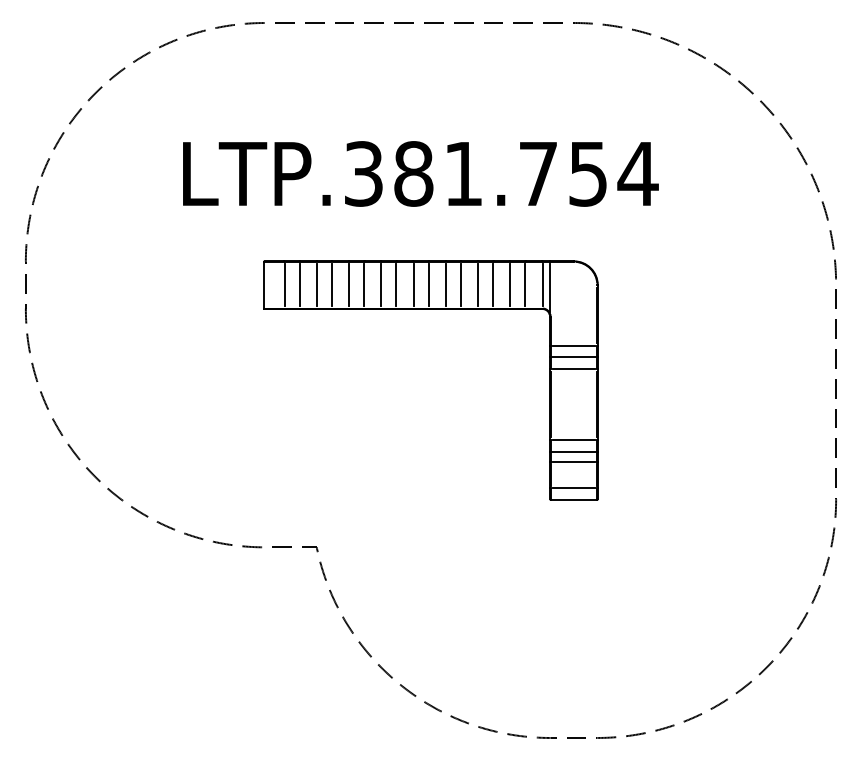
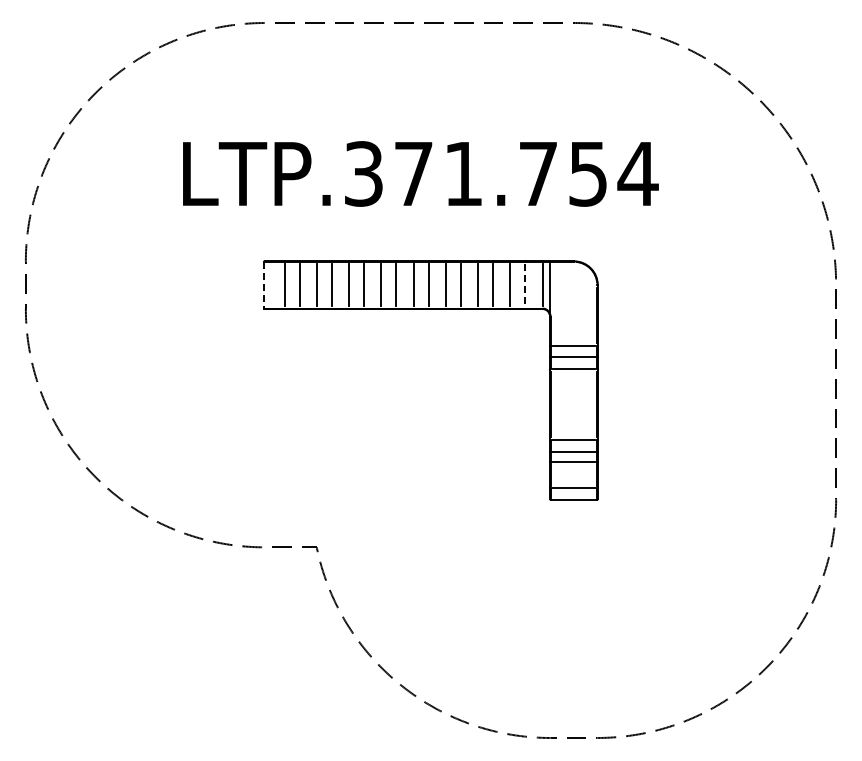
text: LTP.381.754 -> LTP.371.754 (413, 173)
line: solid -> dashed (264, 285)
line: solid -> dashed (525, 285)
